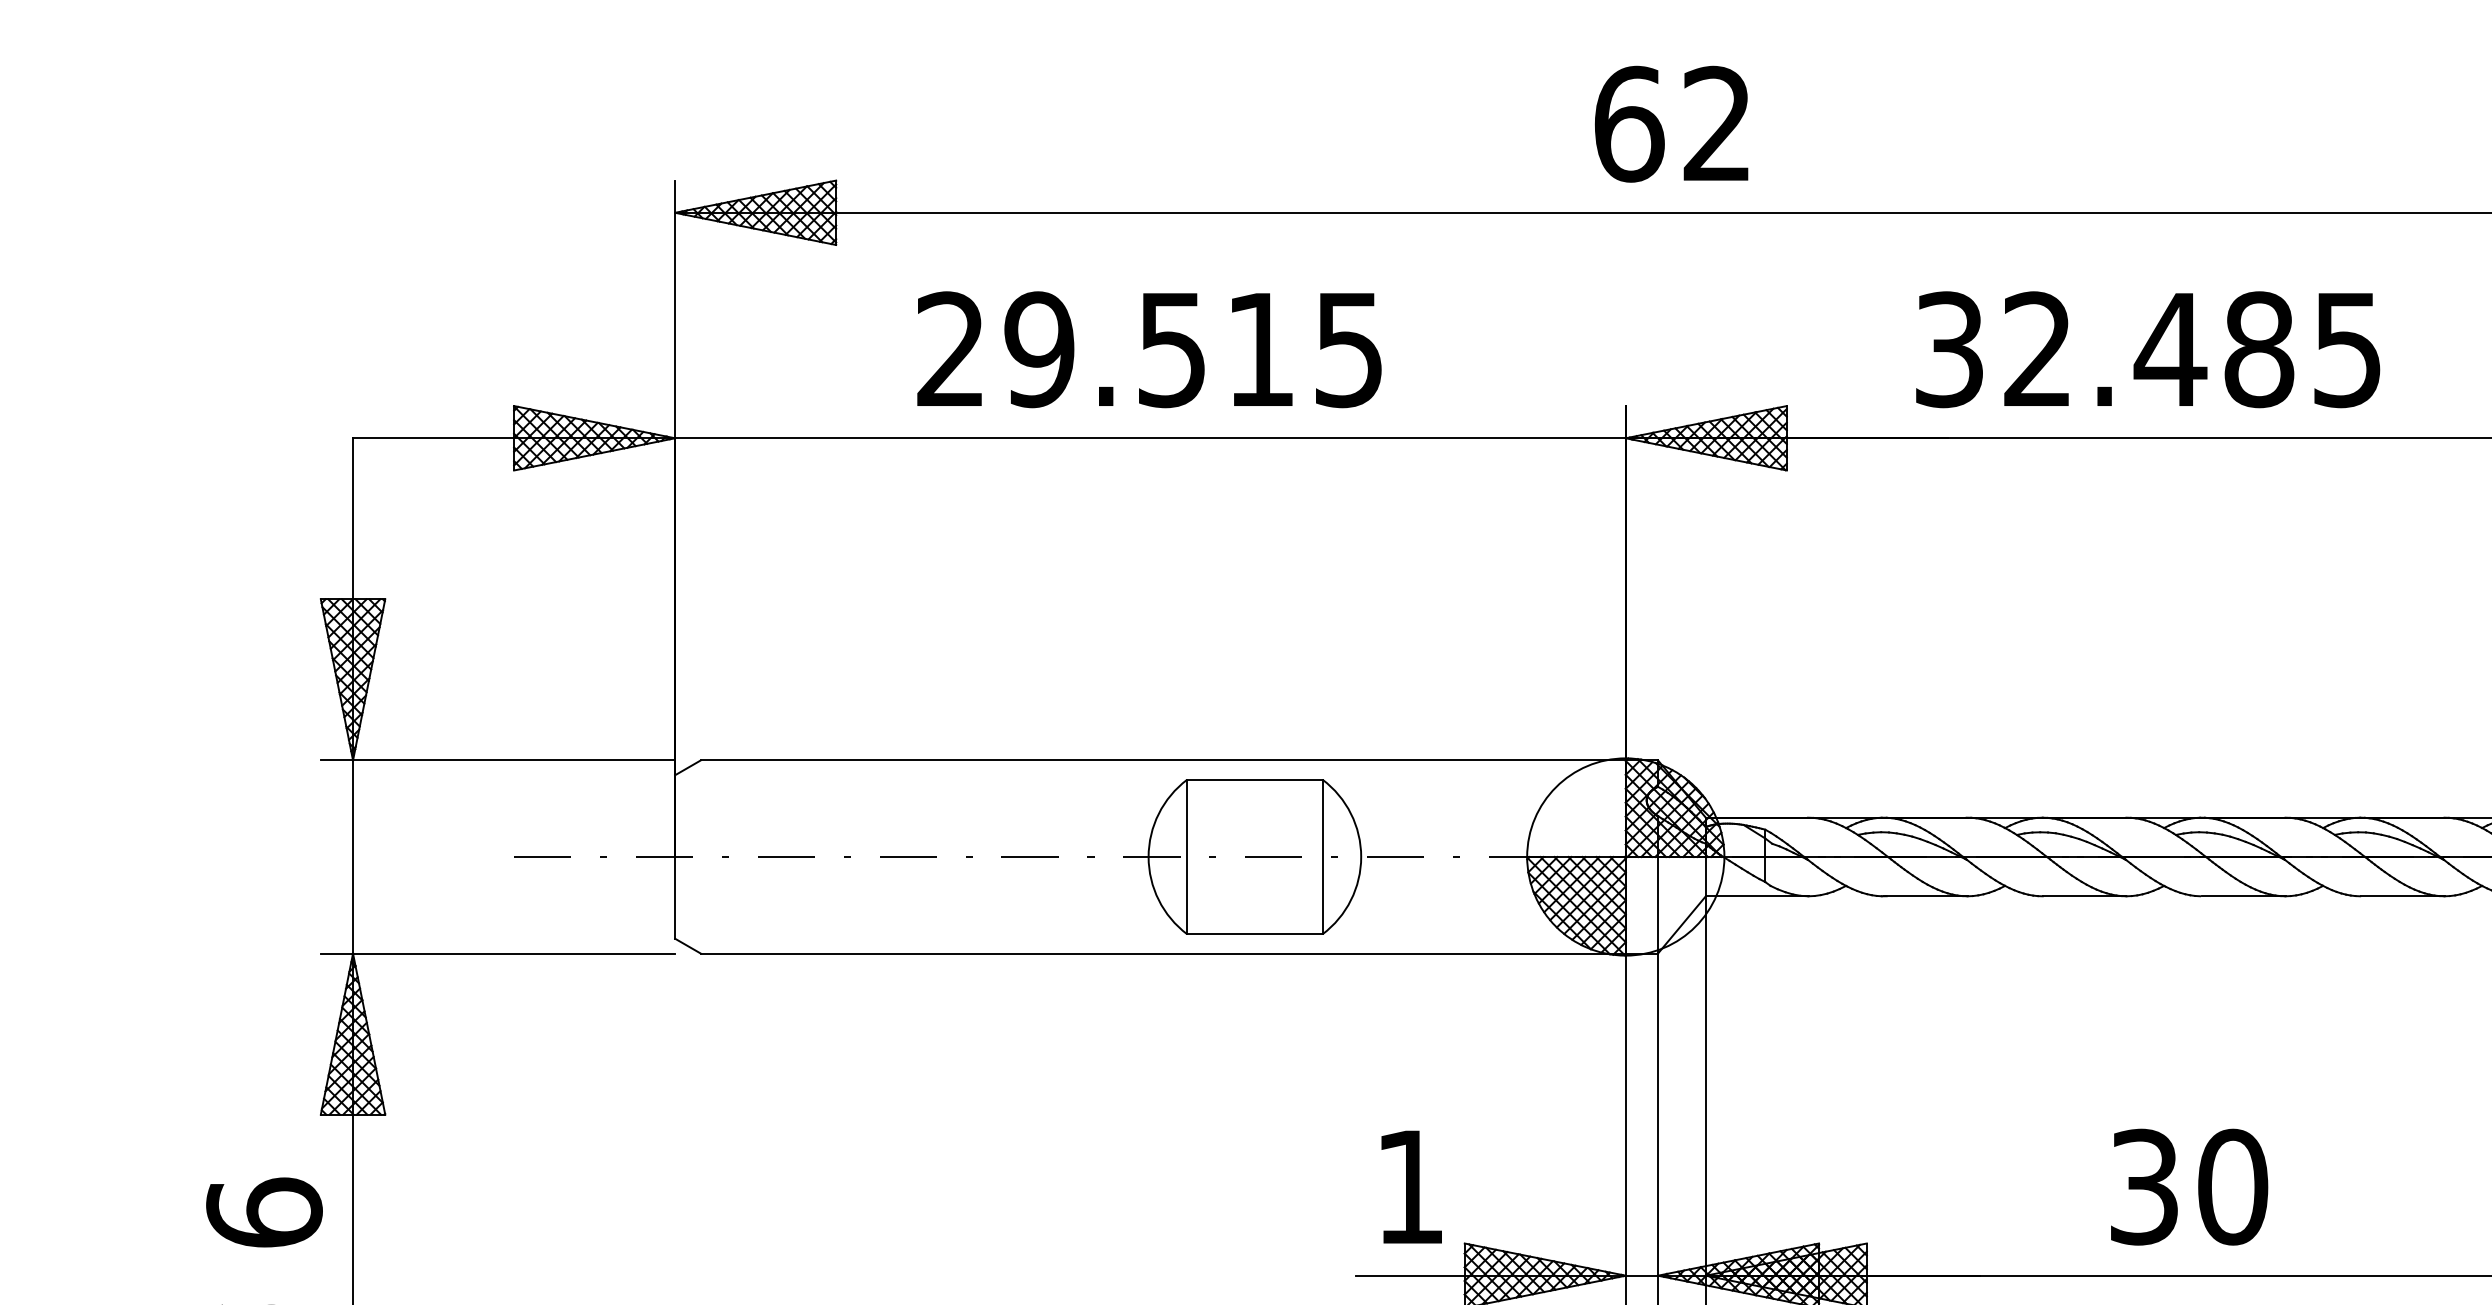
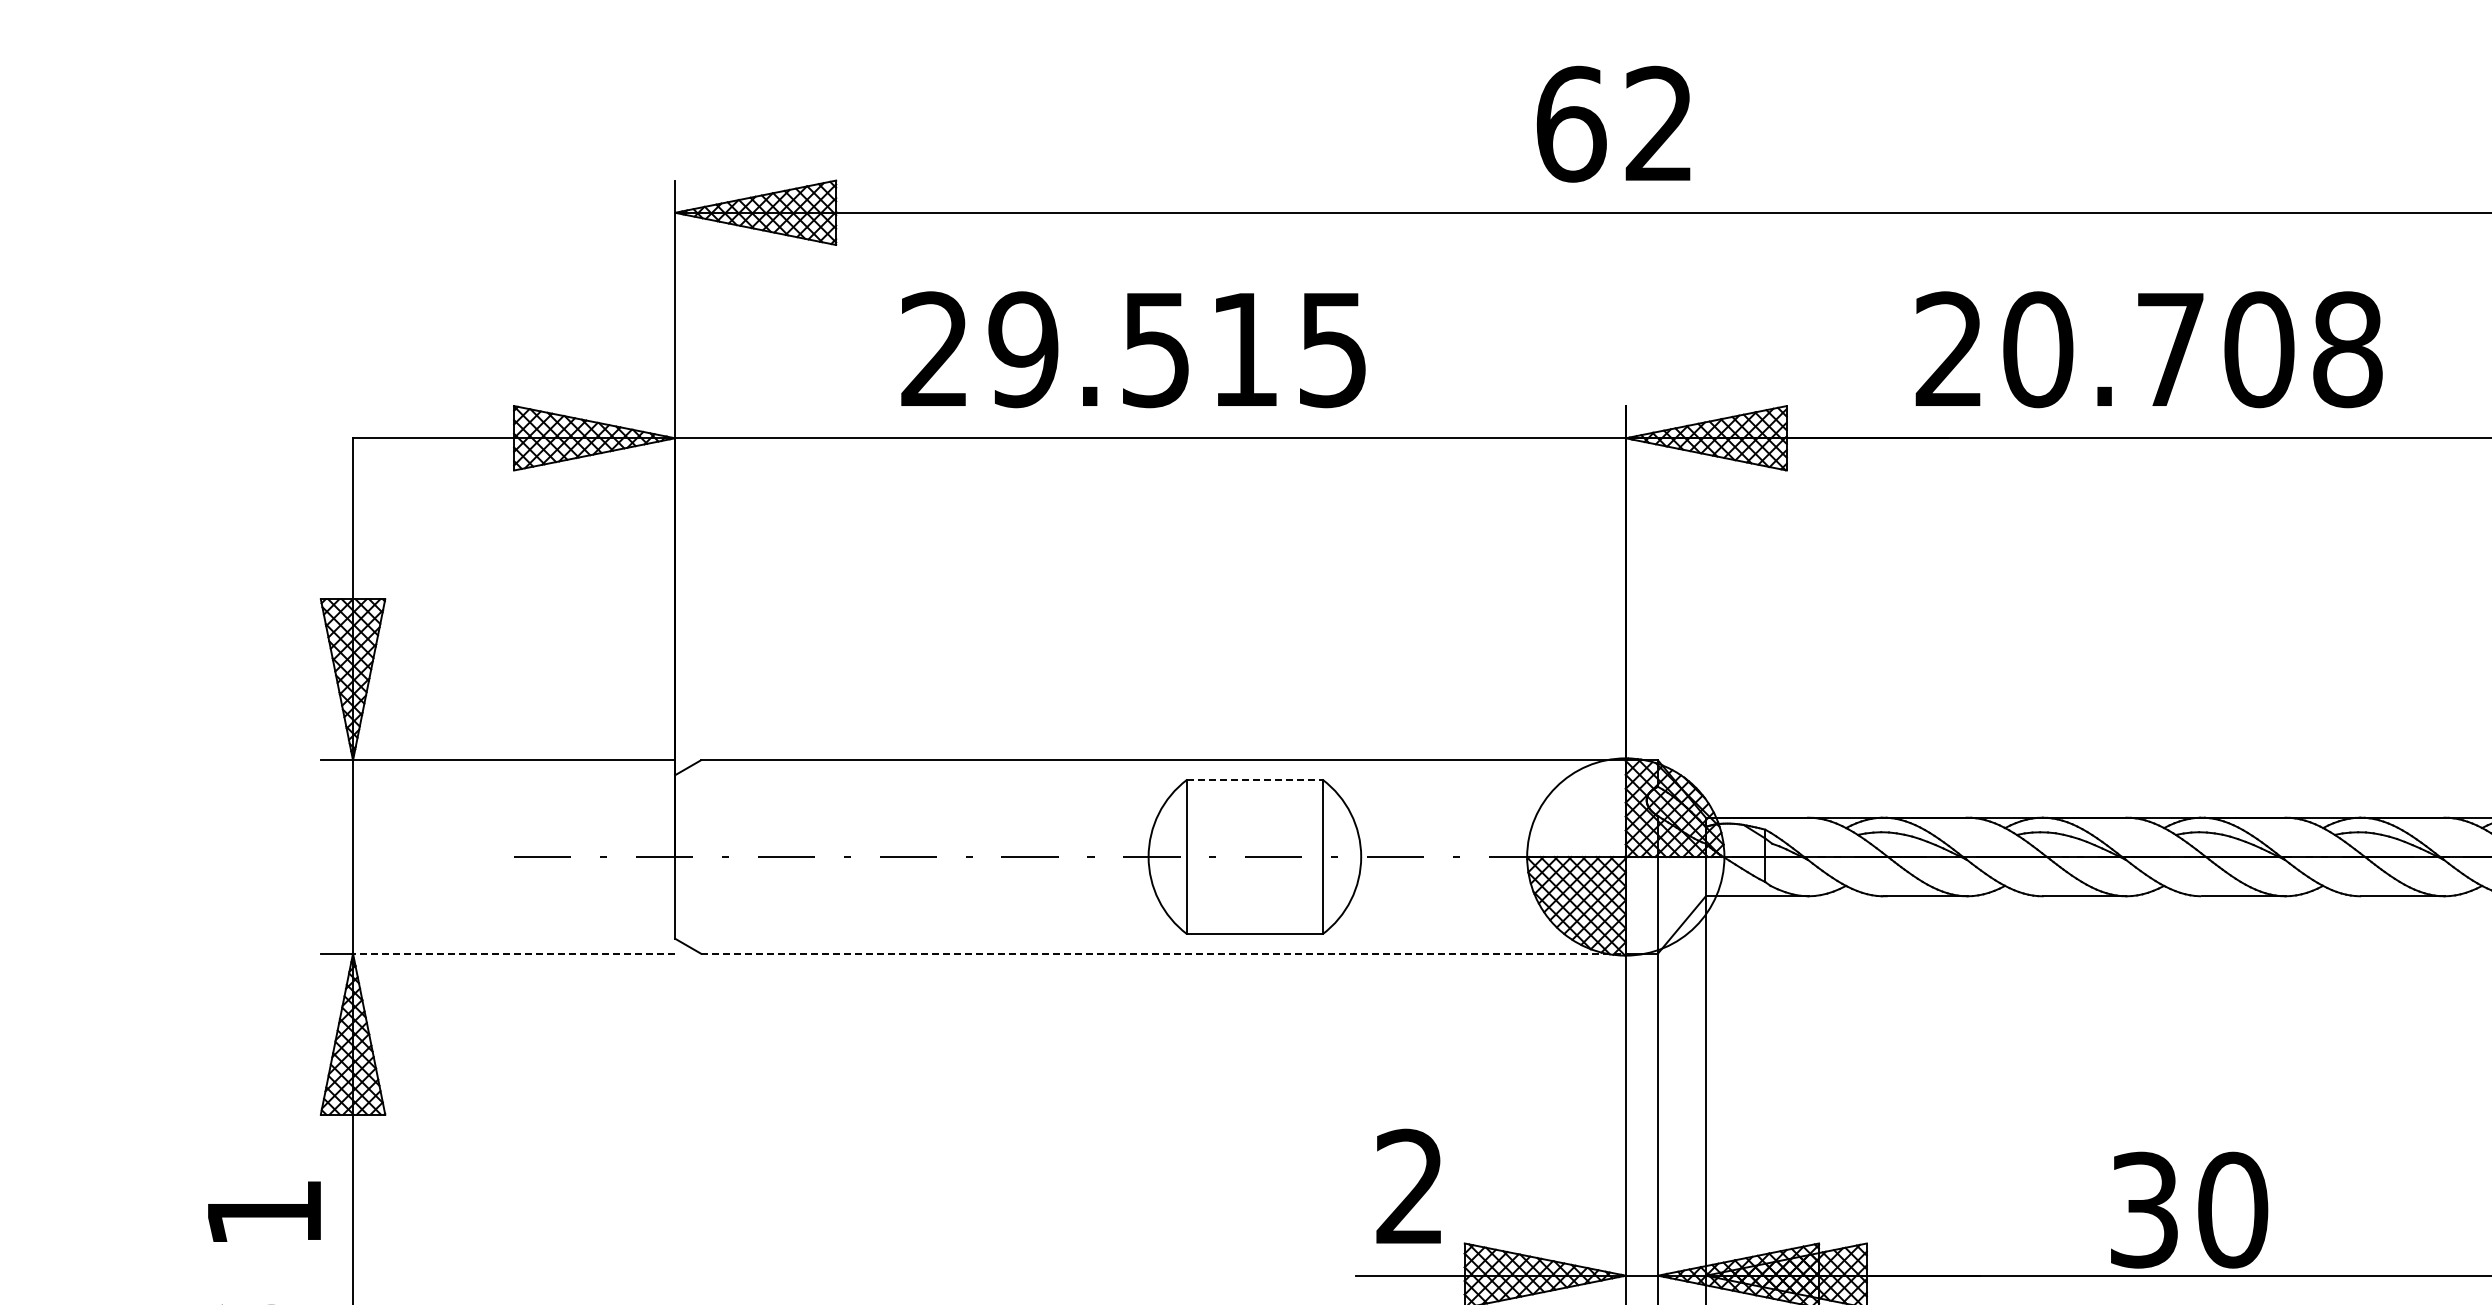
text position: (1671, 123) -> (1613, 123) (1613, 123)
text position: (1149, 349) -> (1133, 349) (1133, 349)
text: 32.485 -> 20.708 (2148, 349)
line: solid -> dashed (1254, 779)
line: solid -> dashed (513, 953)
line: solid -> dashed (1163, 953)
text: 1 -> 2 (1408, 1185)
text position: (2189, 1186) -> (2189, 1209) (2189, 1209)
text: 6 -> 1 (264, 1212)
